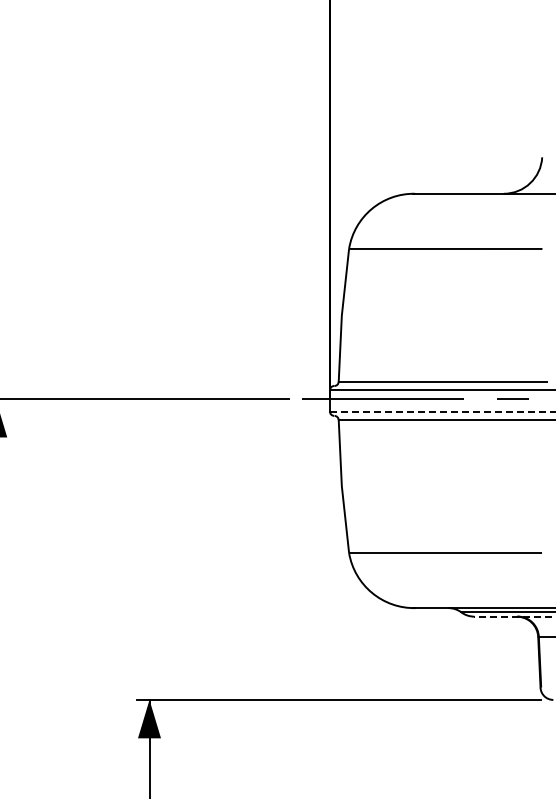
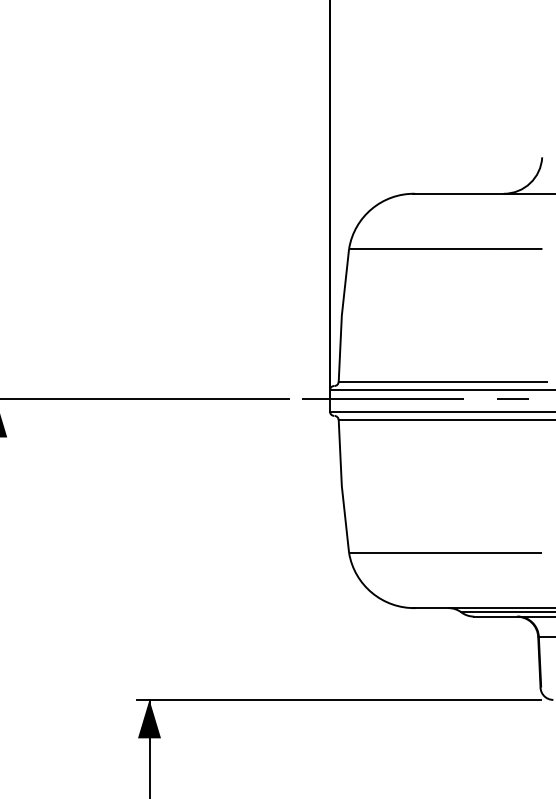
line: dashed -> solid (443, 411)
line: dashed -> solid (514, 616)
